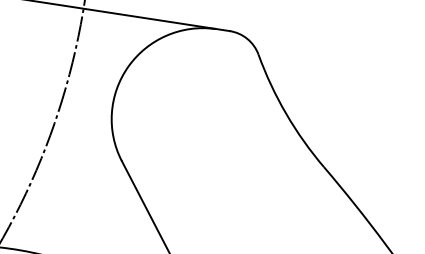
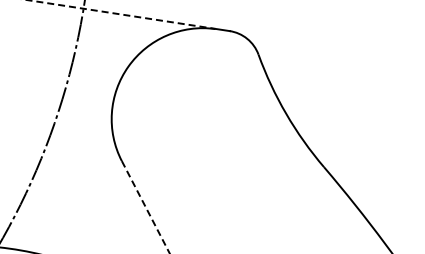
line: solid -> dashed (121, 14)
line: solid -> dashed (145, 207)
